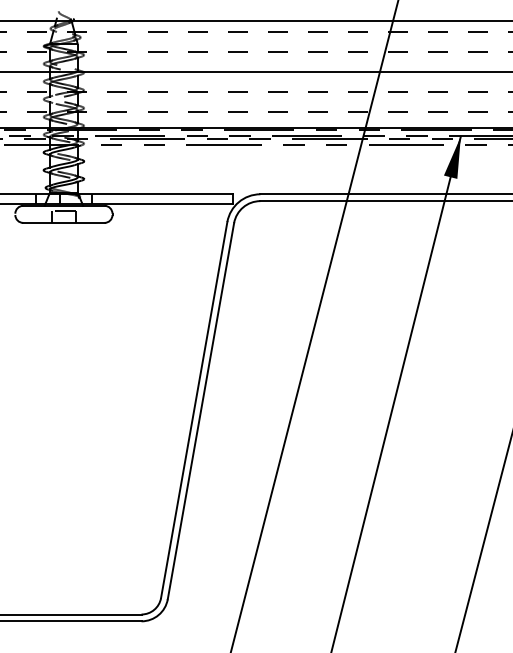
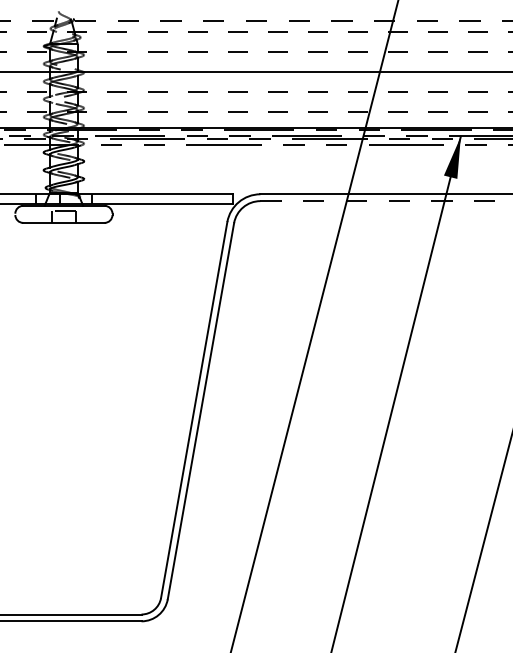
line: solid -> dashed (257, 20)
line: solid -> dashed (386, 201)
